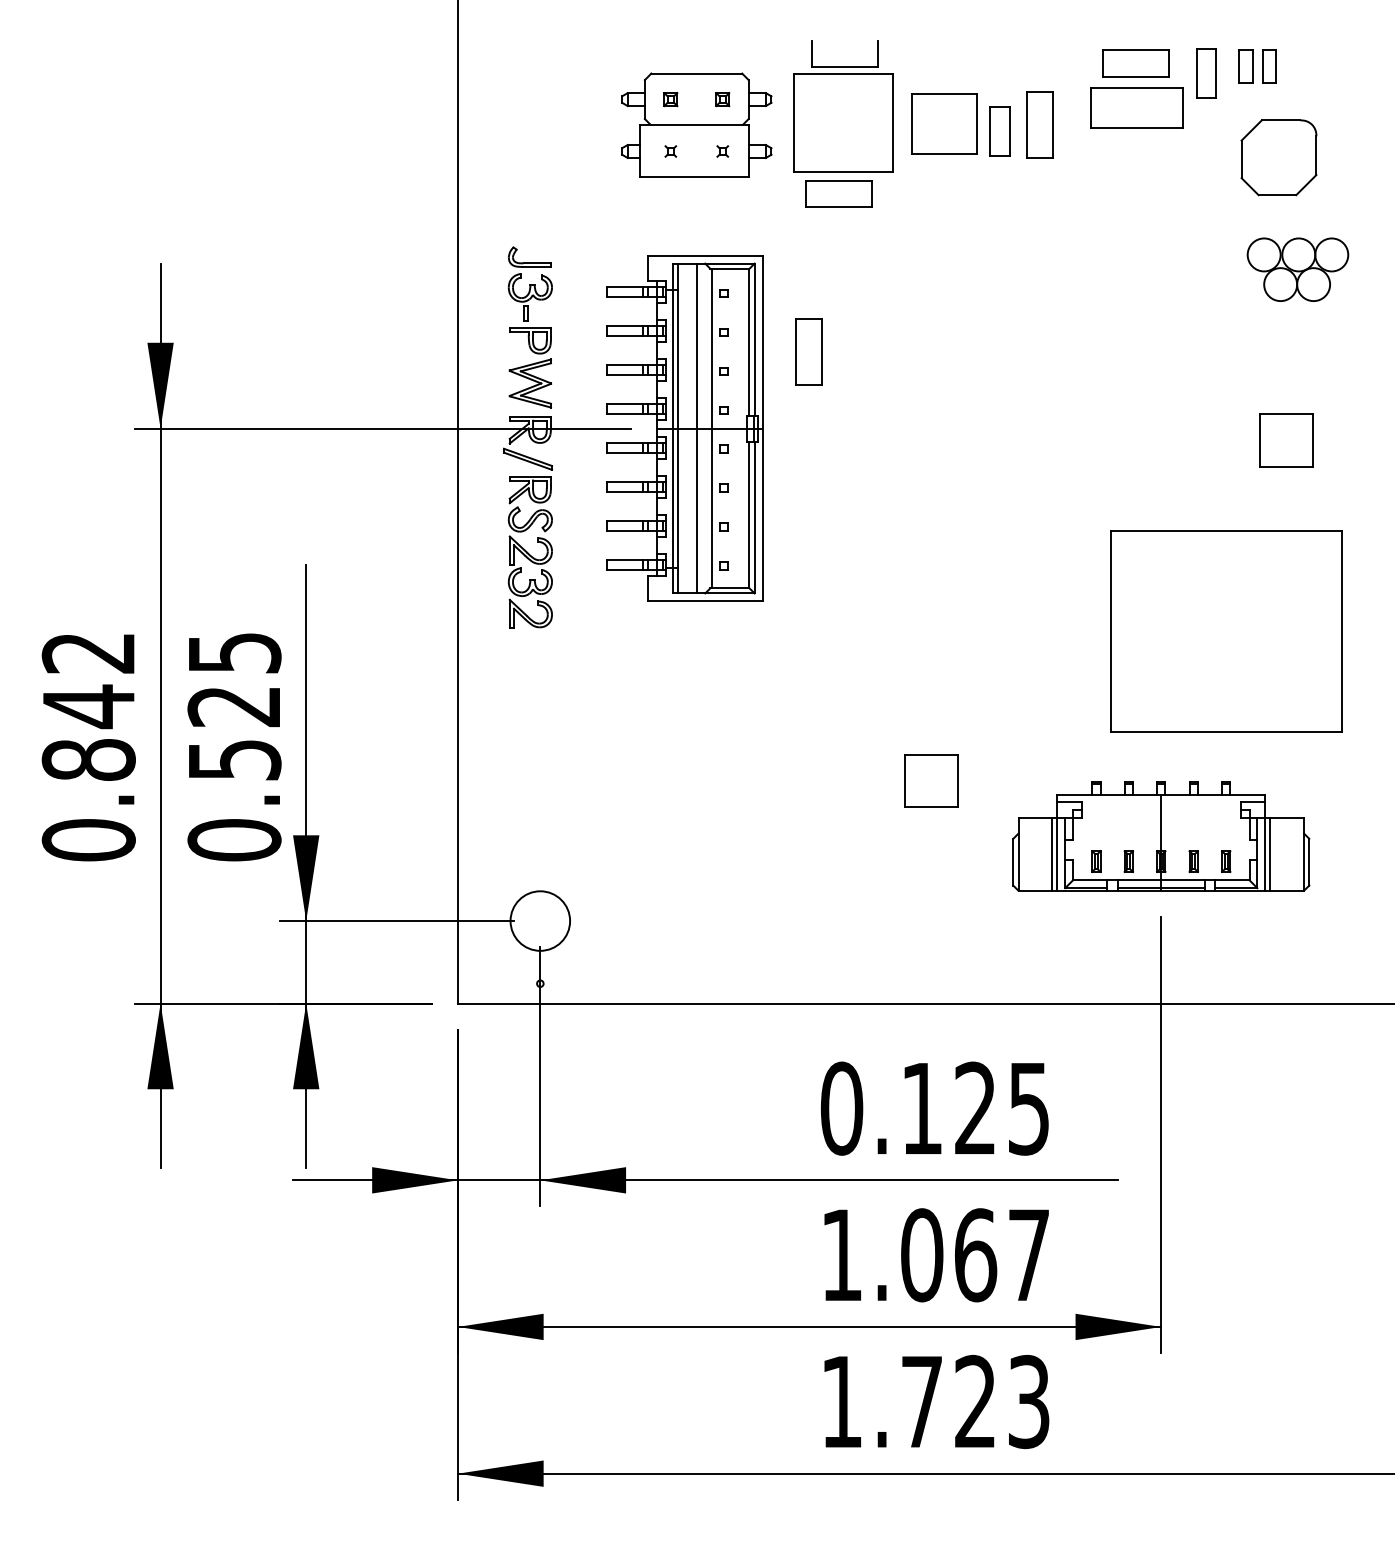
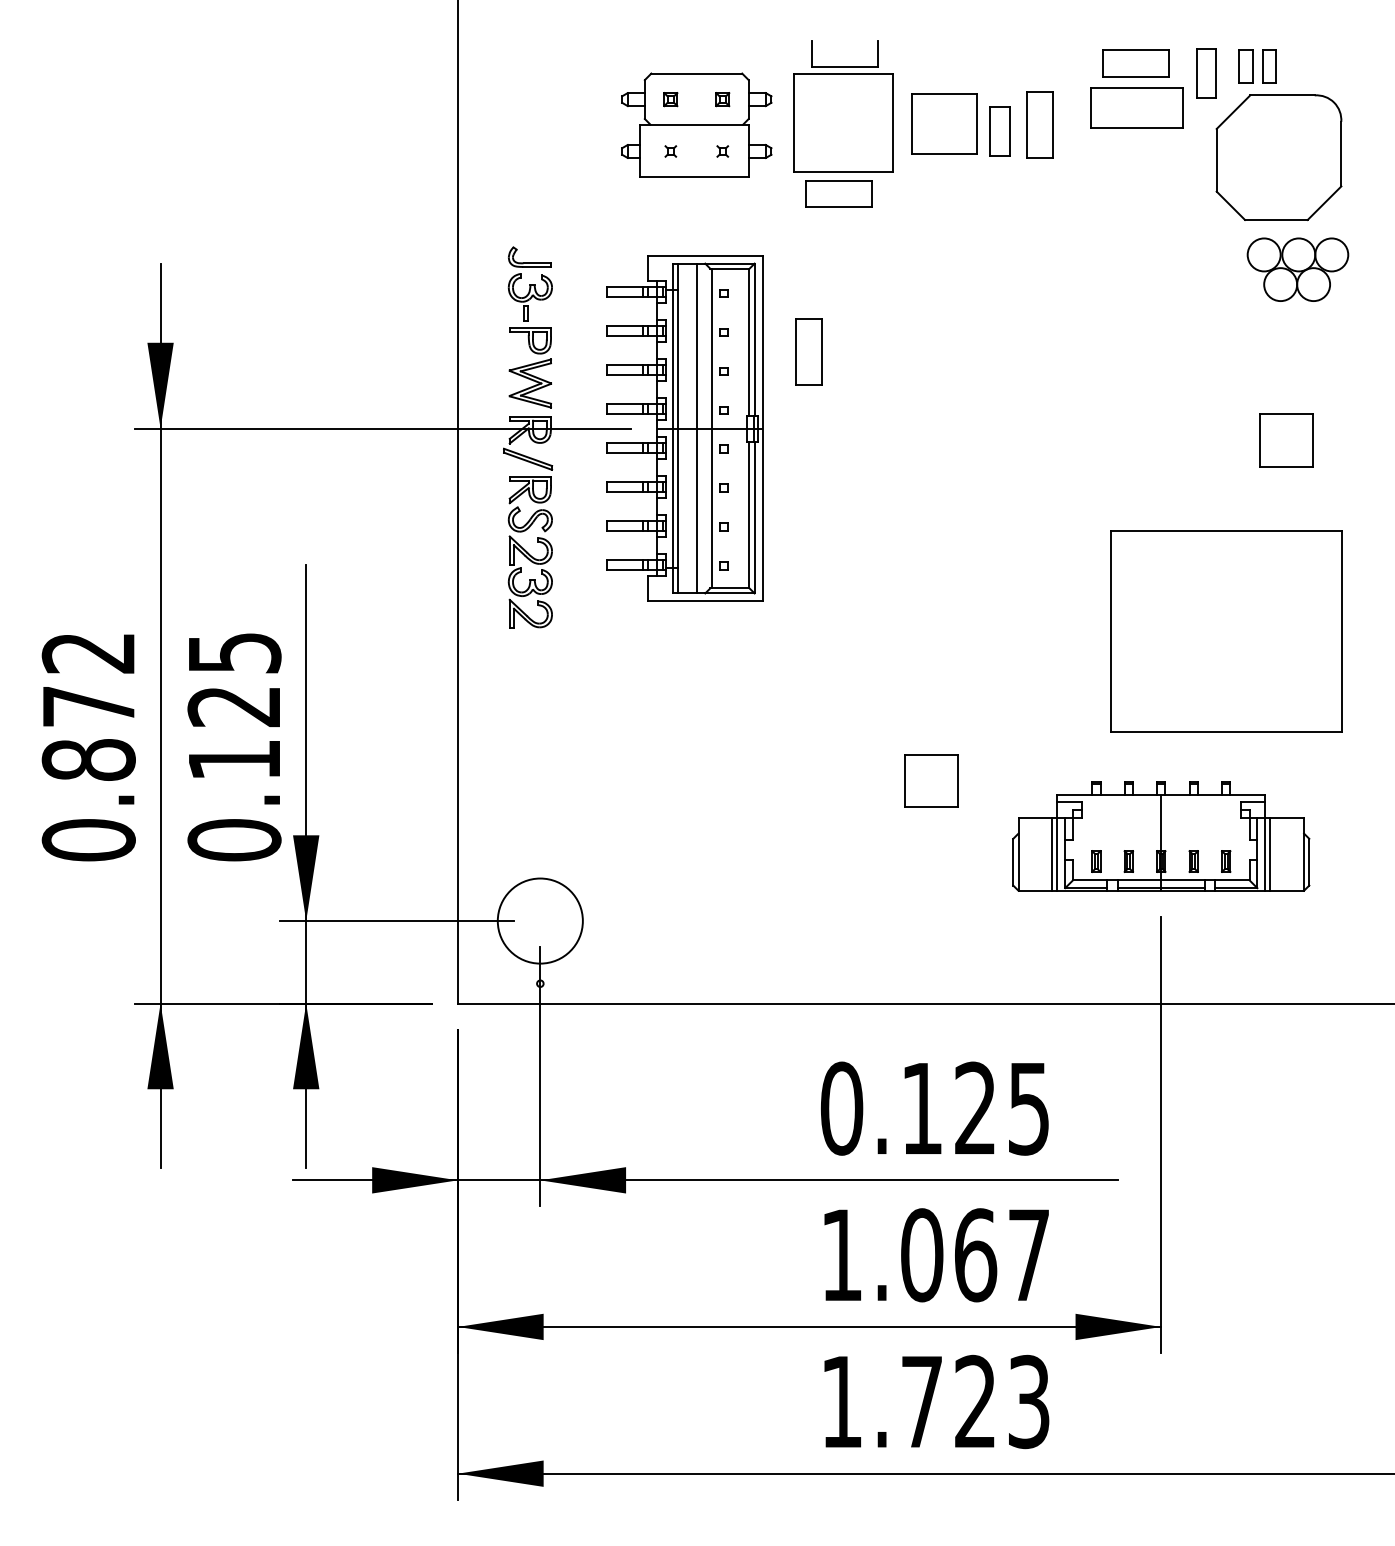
part size: 78x78 px -> 128x128 px (1278, 157)
text: 0.842 -> 0.872 (88, 706)
text: 0.525 -> 0.125 (235, 760)
circle diameter: 60 px -> 85 px (539, 920)
